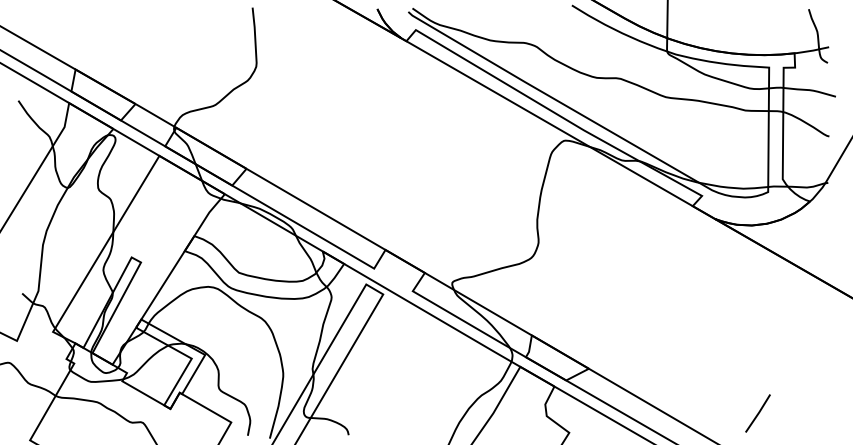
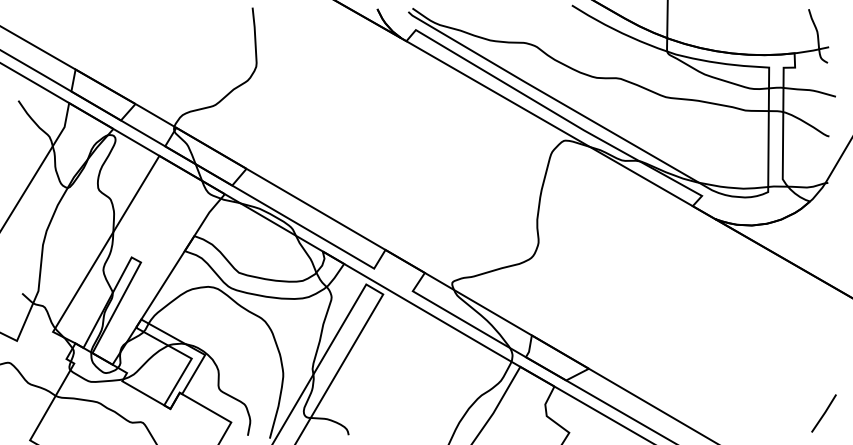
line position: (757, 413) -> (823, 413) (823, 413)
